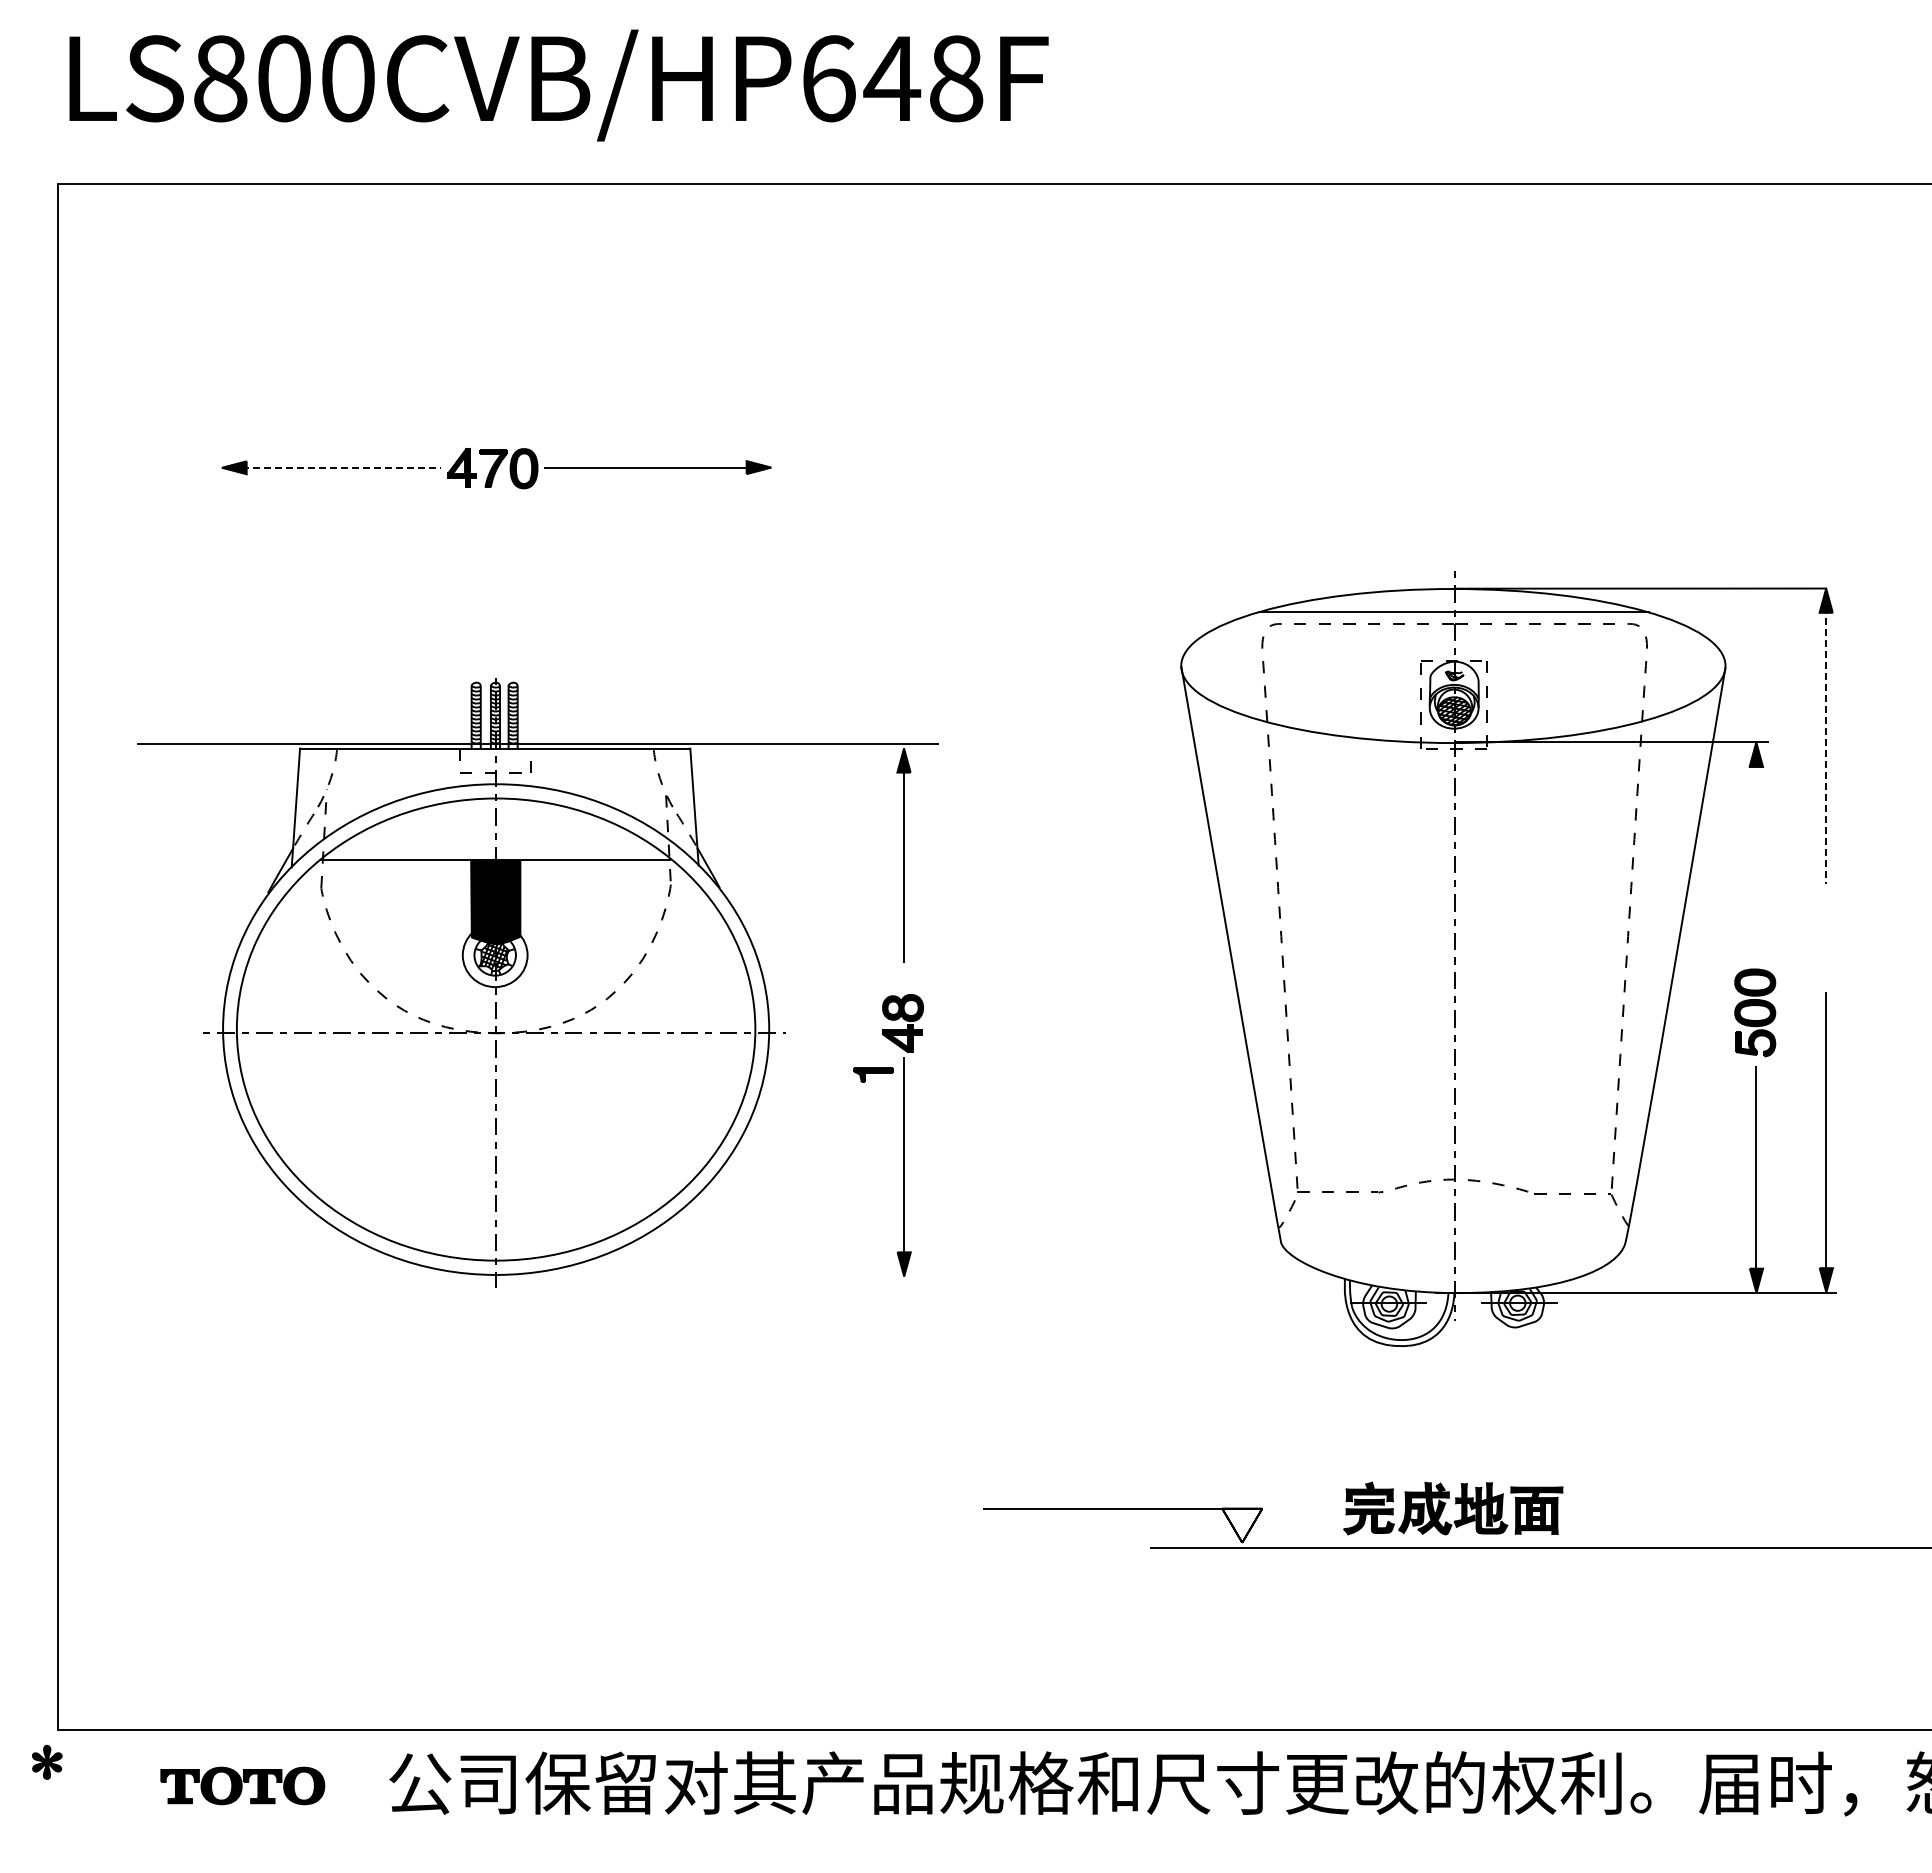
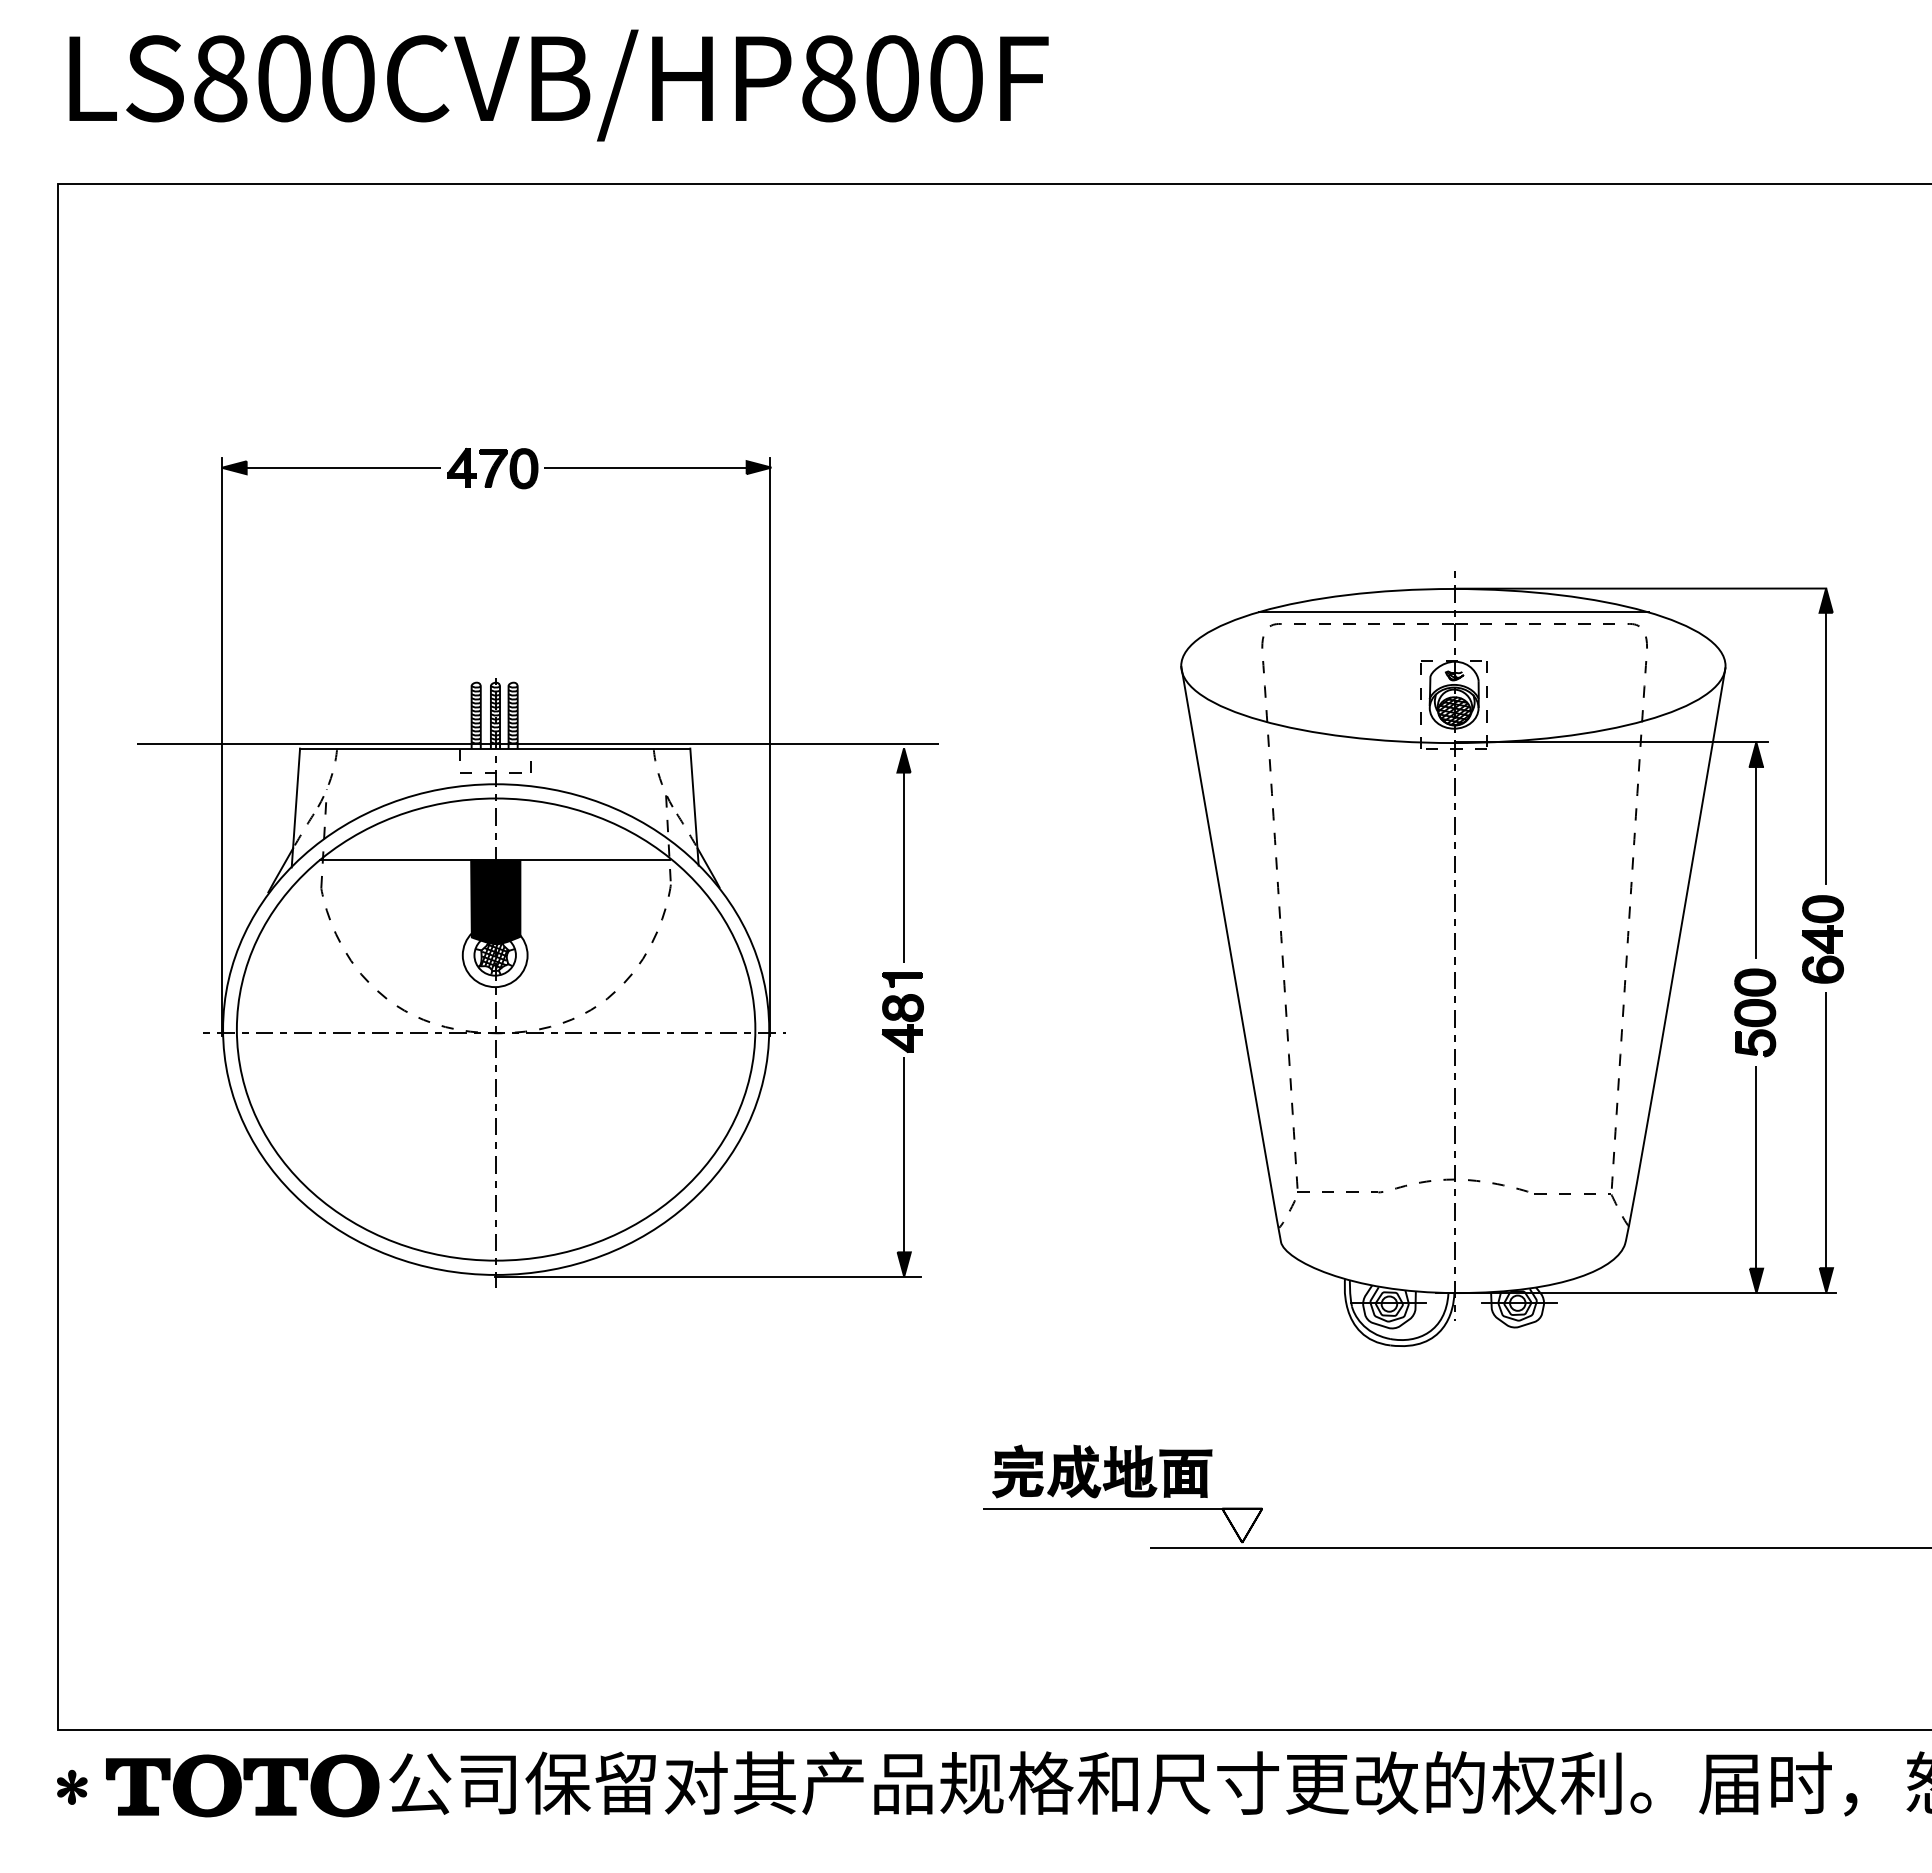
text: LS800CVB/HP648F -> LS800CVB/HP800F (892, 78)
line: dashed -> solid (341, 467)
line: dashed -> solid (1826, 745)
line: none -> present (222, 746)
line: none -> present (770, 746)
line: none -> present (1756, 858)
part: none -> present (1822, 939)
part position: (873, 1074) -> (902, 979) (902, 979)
line: none -> present (707, 1277)
part position: (1453, 1508) -> (1102, 1471) (1102, 1471)
part position: (47, 1761) -> (72, 1786) (72, 1786)
part size: 166x40 px -> 274x64 px (242, 1785)
